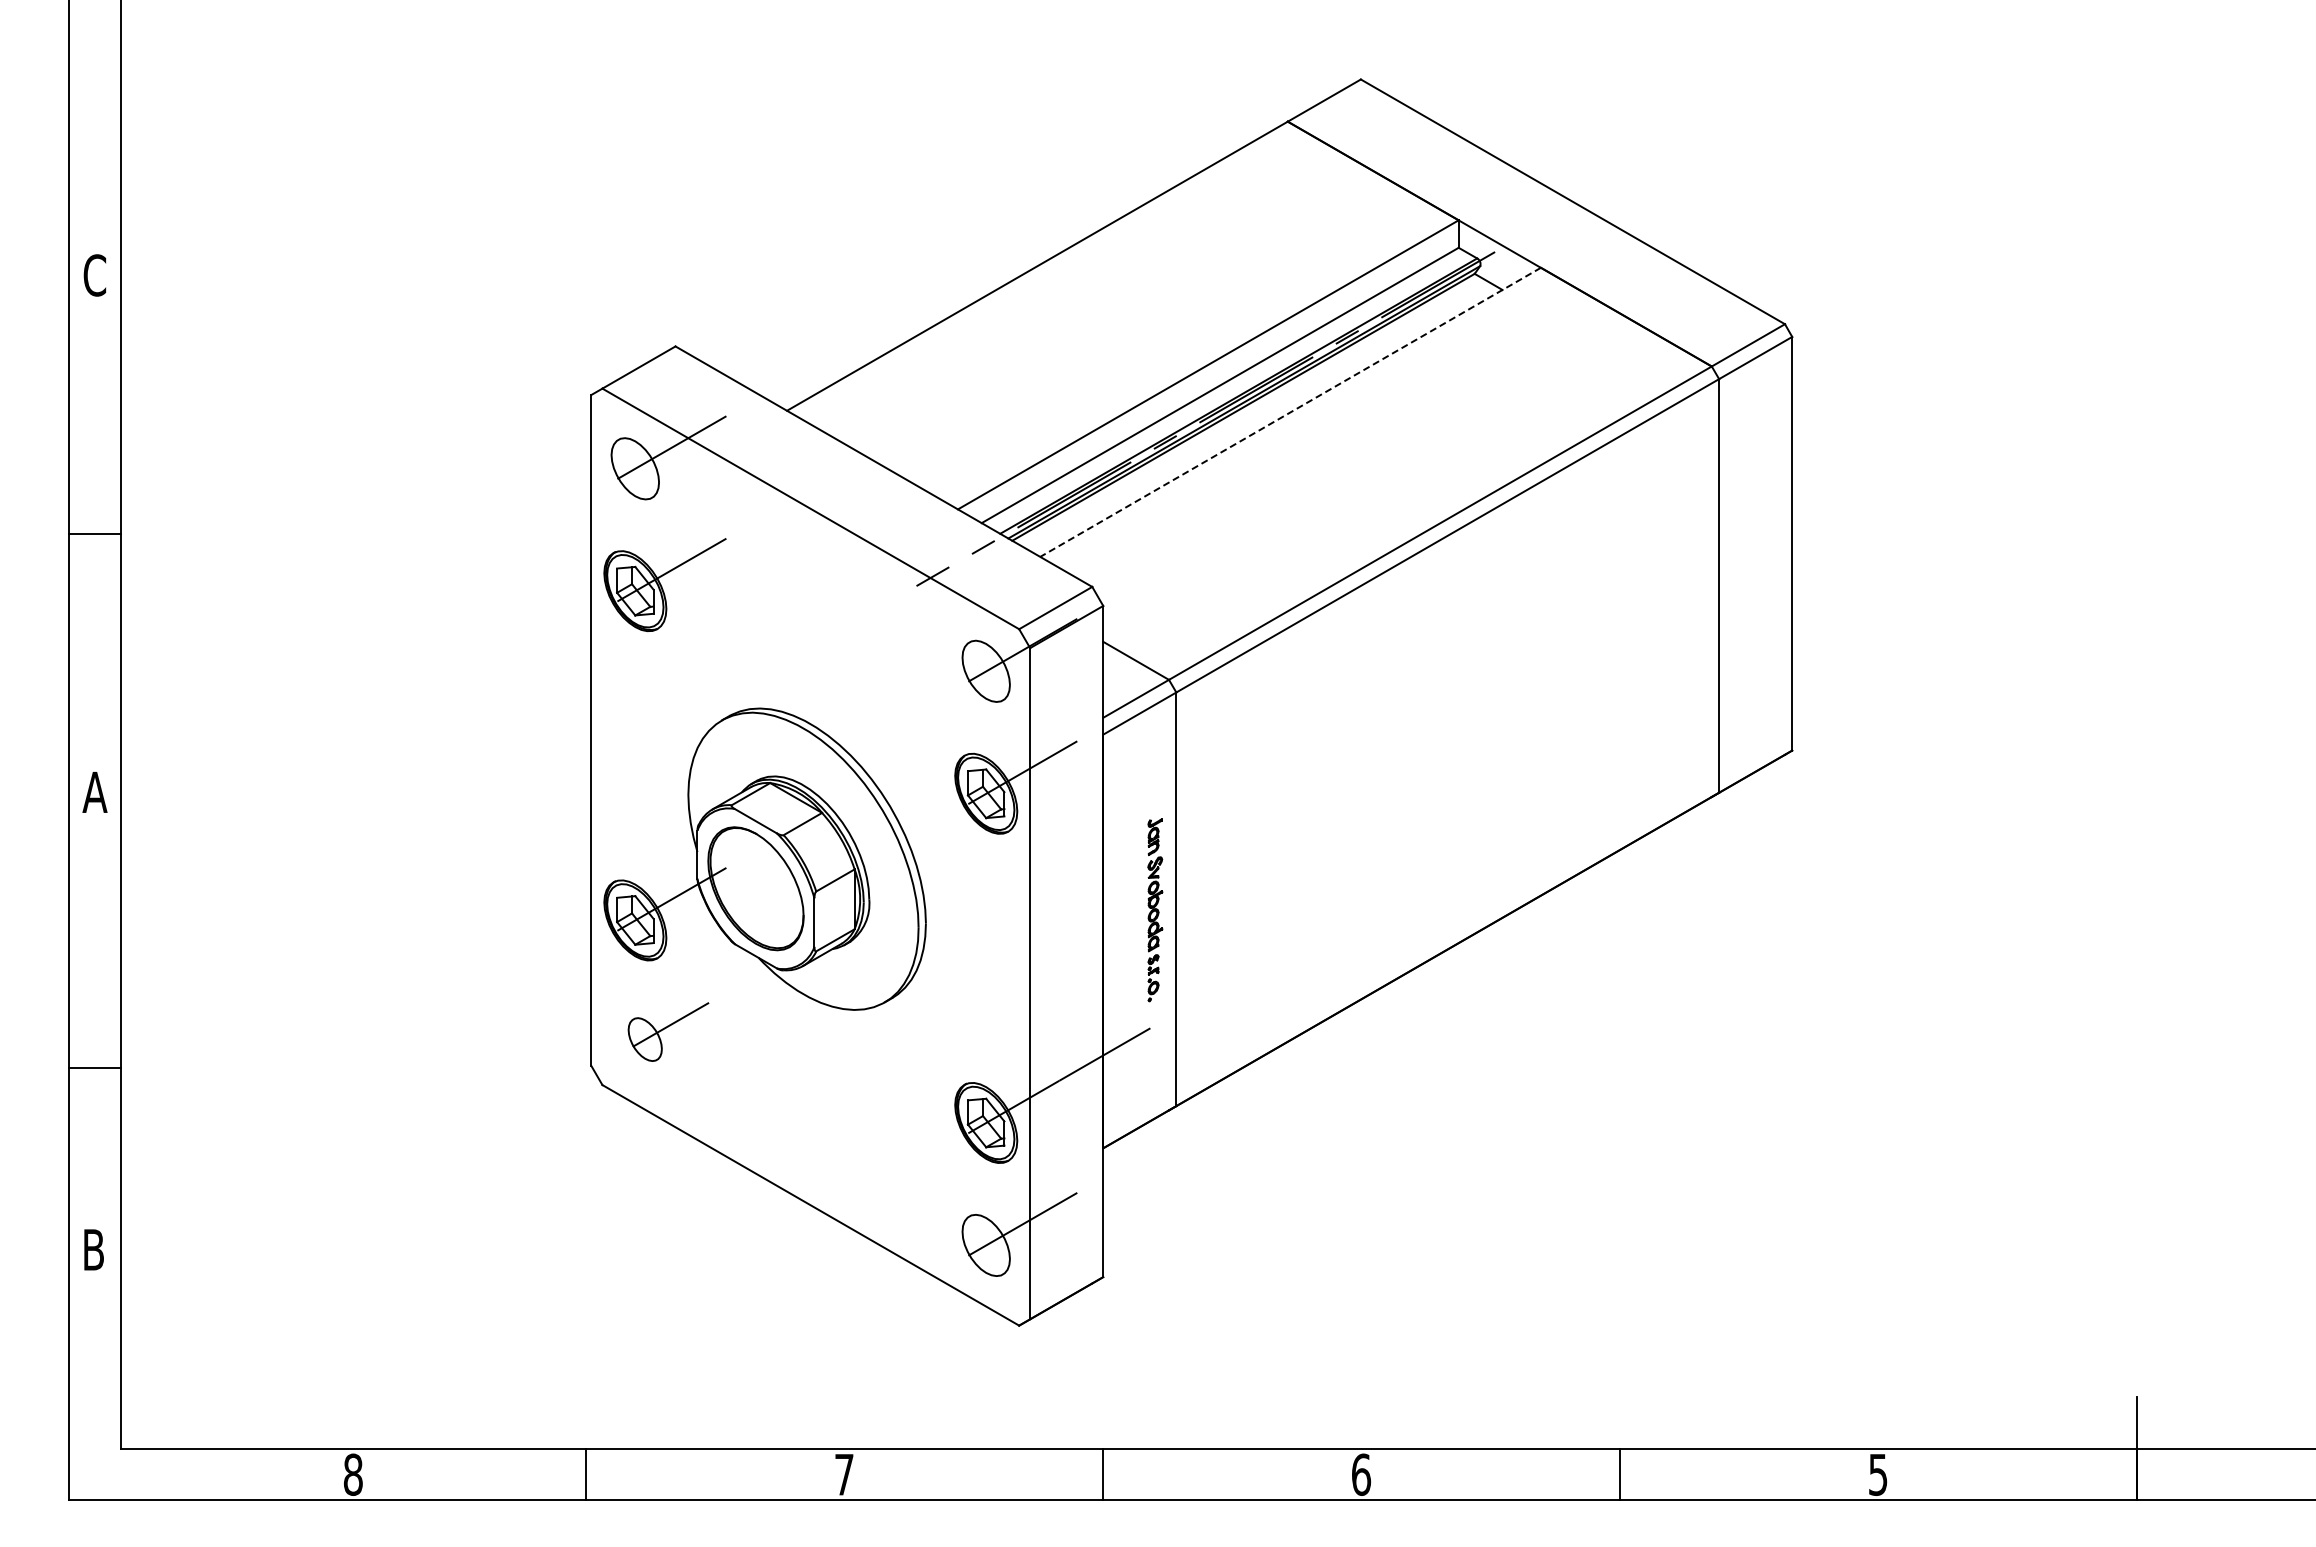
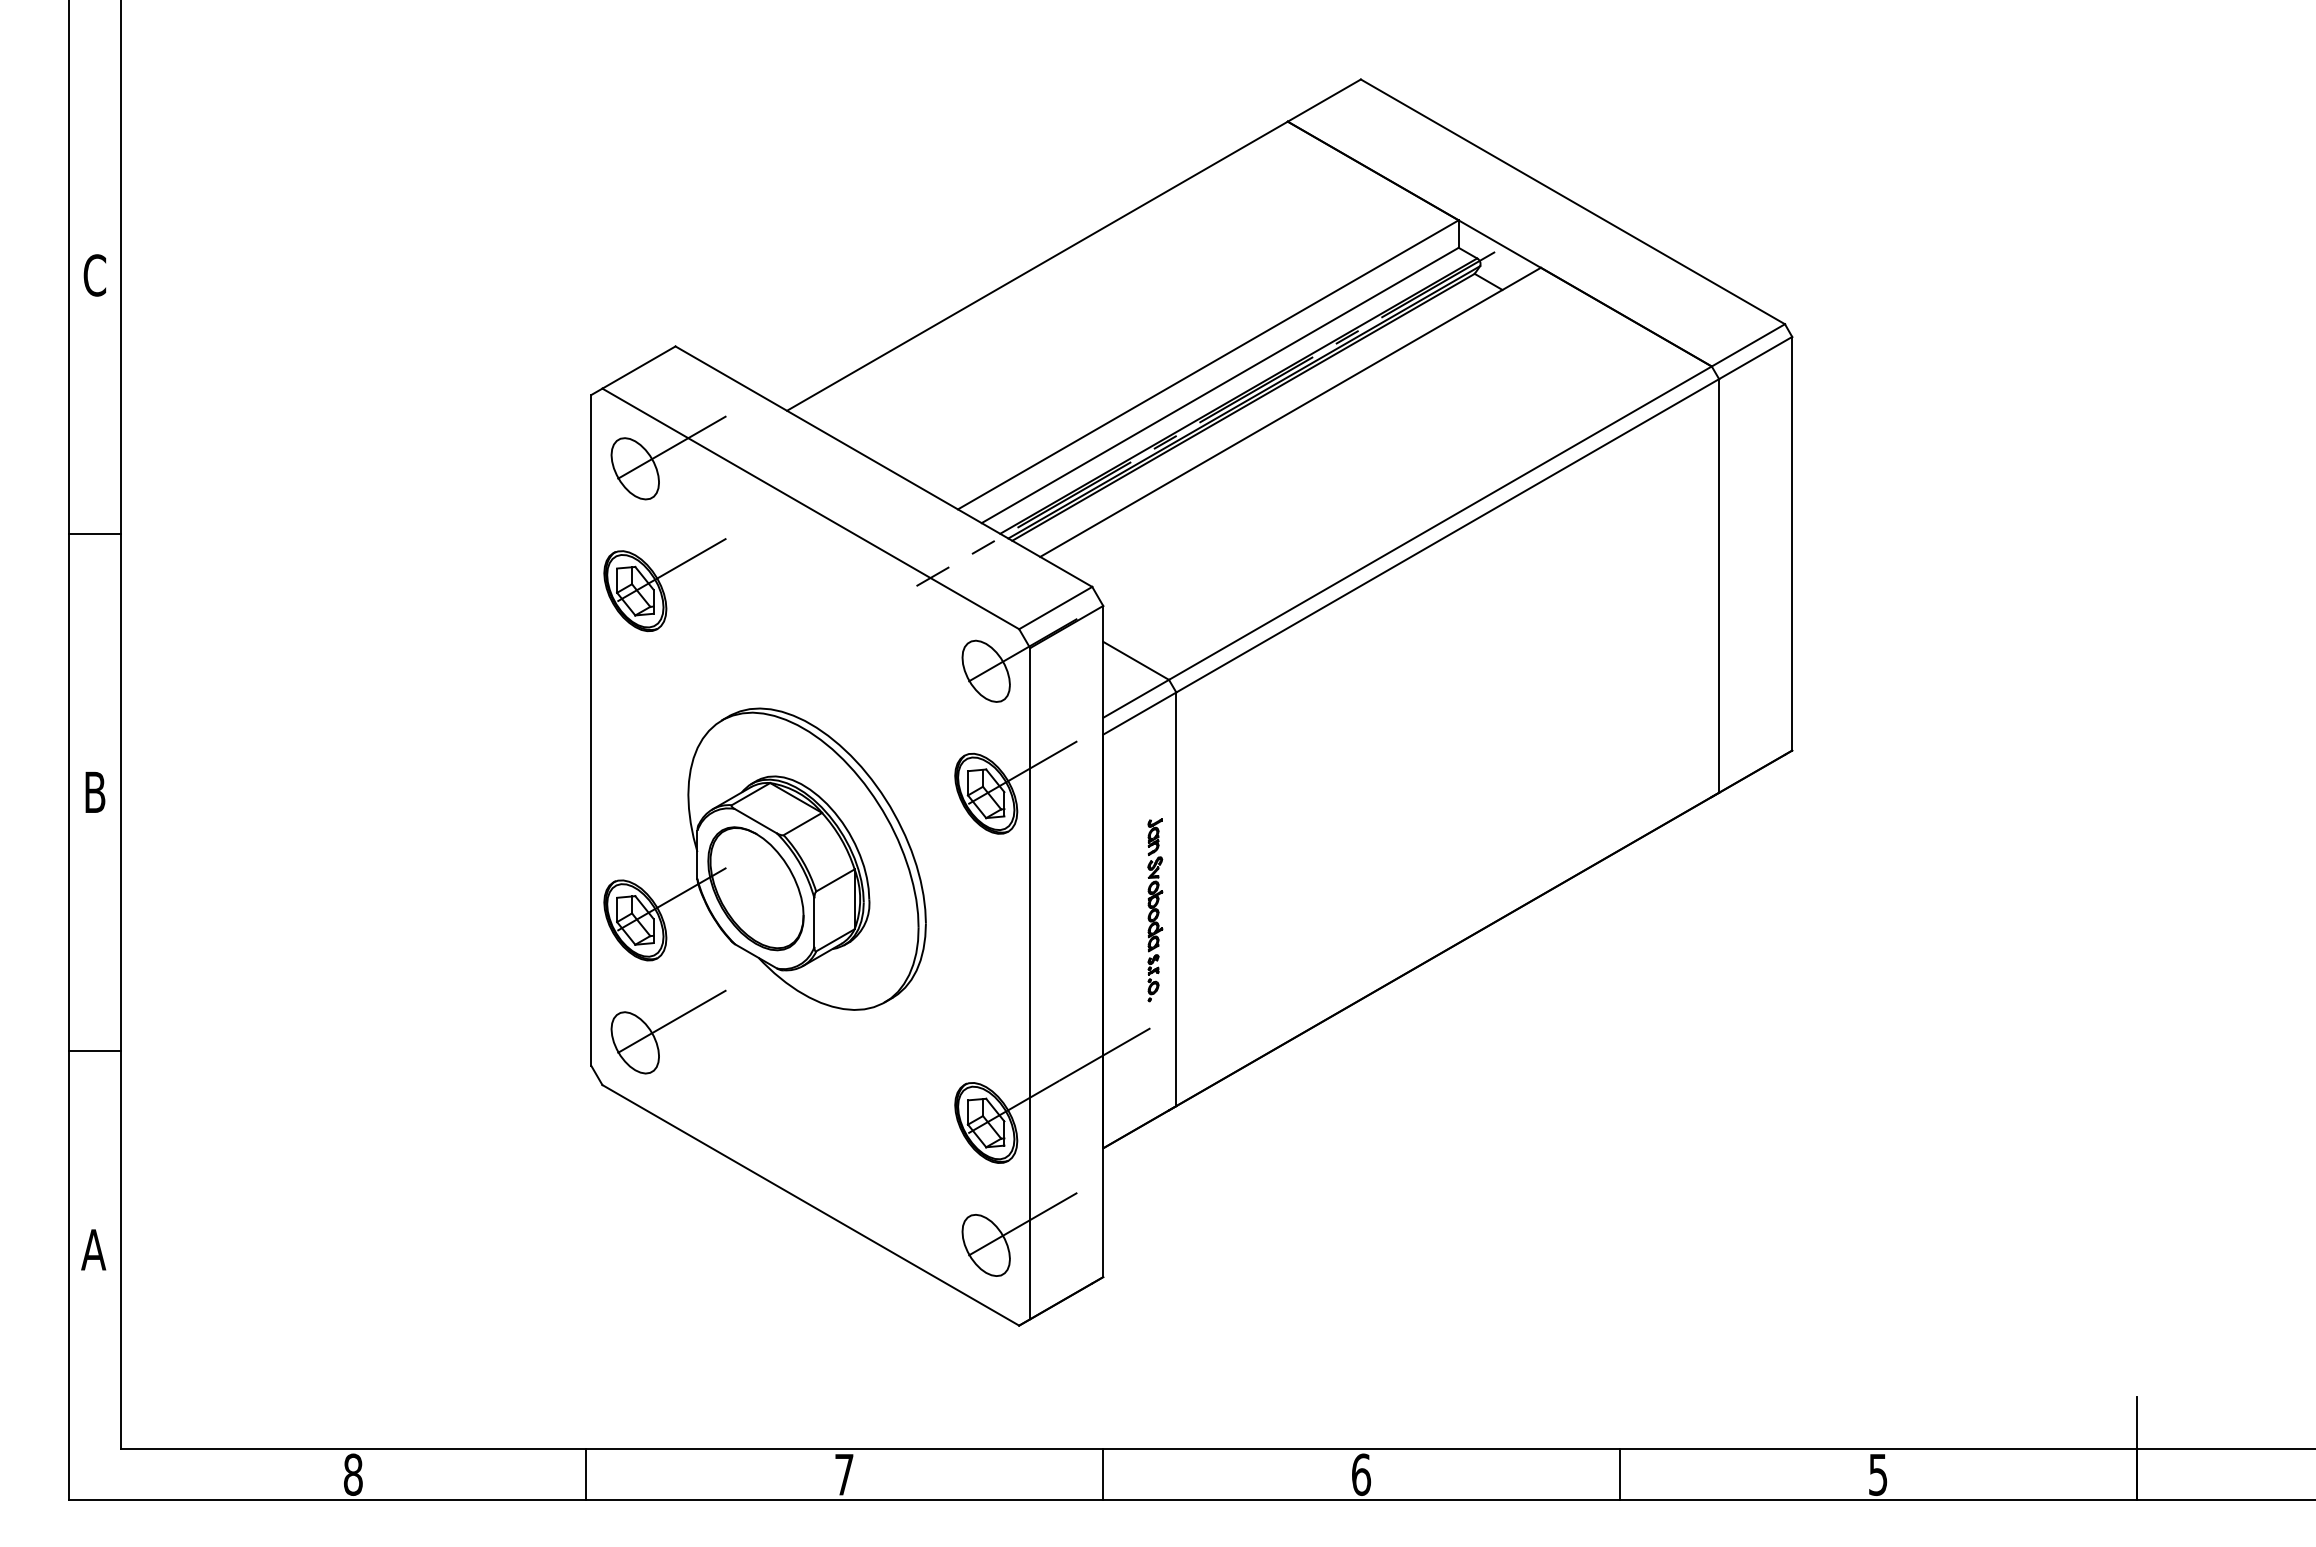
line: dashed -> solid (1290, 412)
text: A -> B (94, 791)
part size: 83x60 px -> 117x86 px (668, 1031)
line position: (95, 1067) -> (95, 1050) (95, 1050)
text: B -> A (93, 1249)
